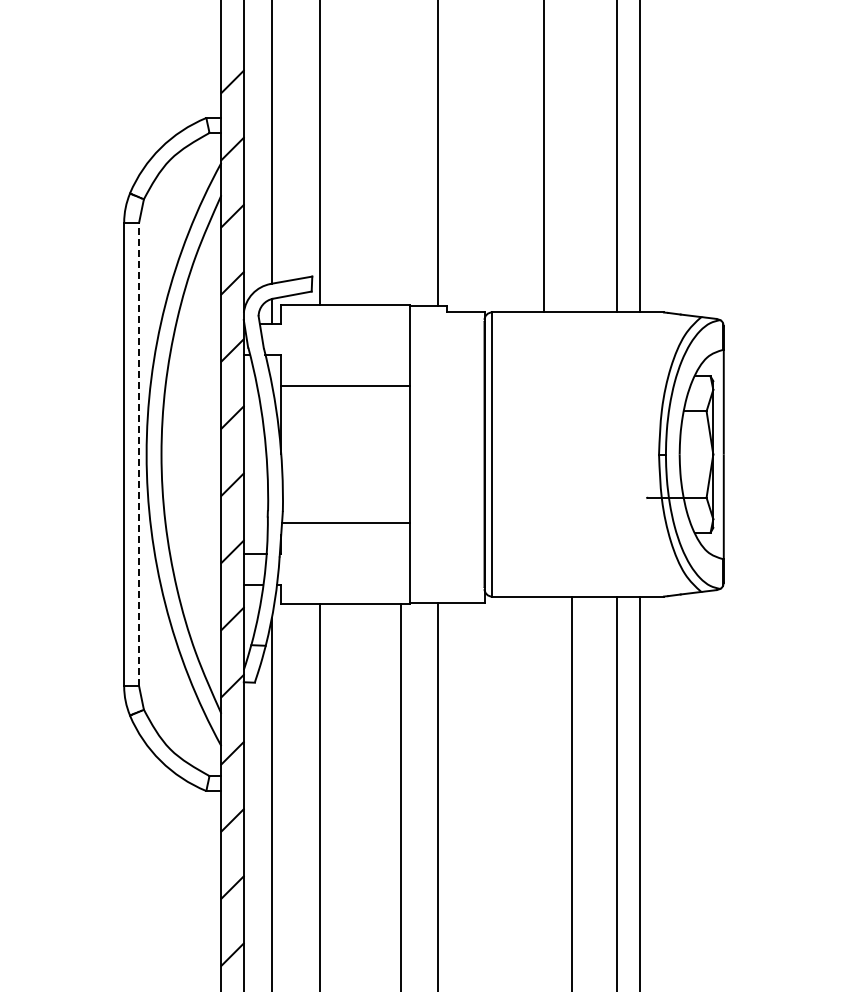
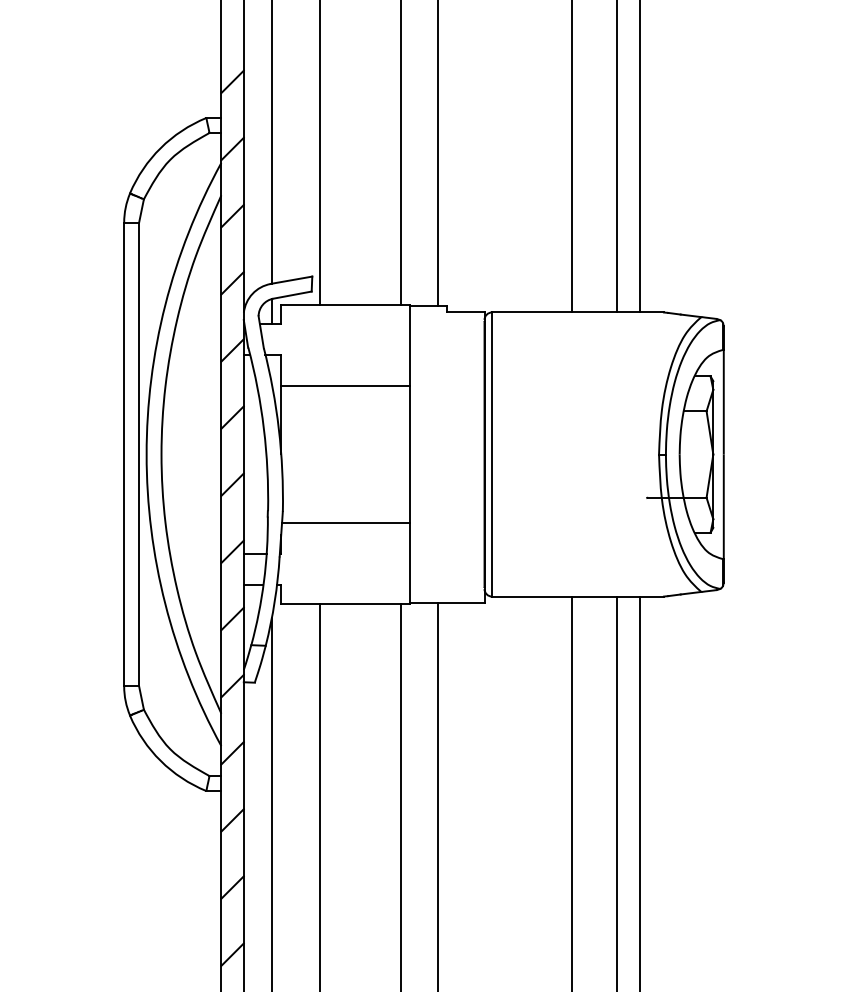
line: none -> present (400, 153)
line position: (544, 157) -> (572, 157) (572, 157)
line: dashed -> solid (139, 454)
